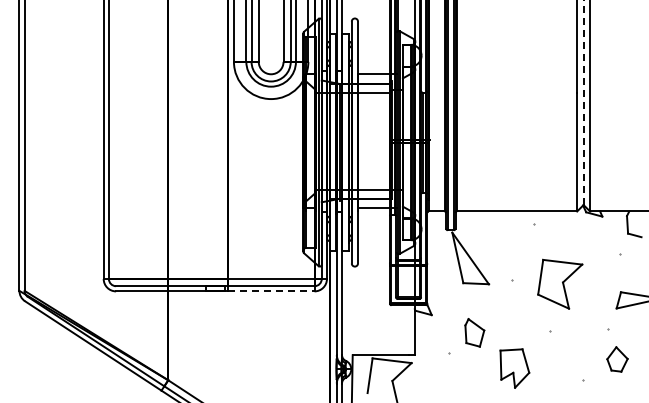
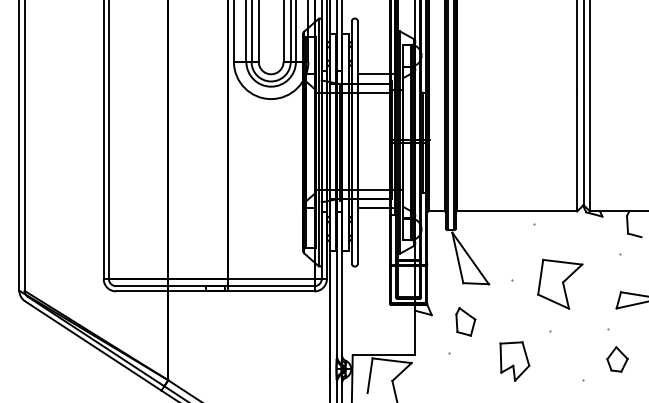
line: dashed -> solid (583, 102)
line: dashed -> solid (271, 291)
part position: (474, 332) -> (465, 321) (465, 321)
part position: (514, 368) -> (514, 361) (514, 361)
